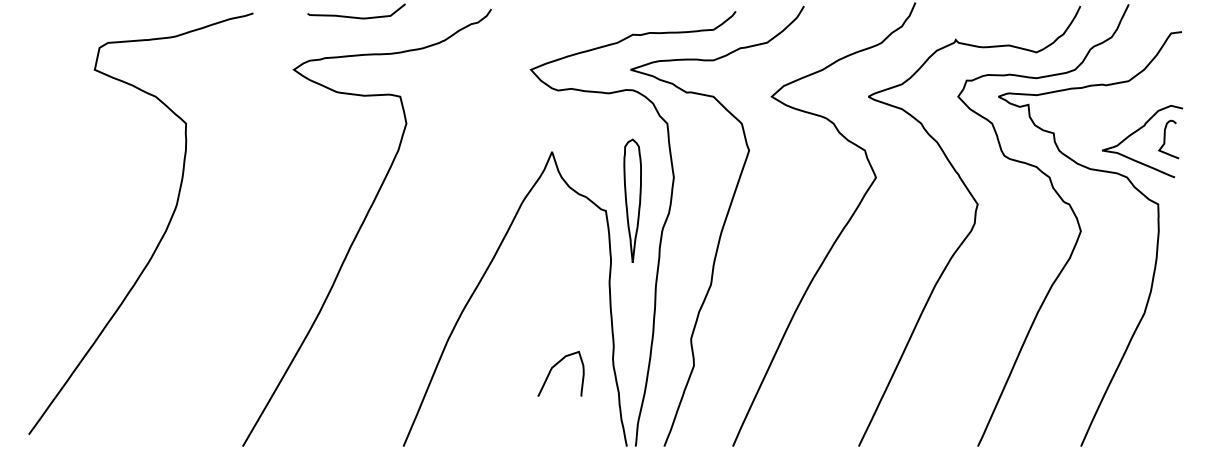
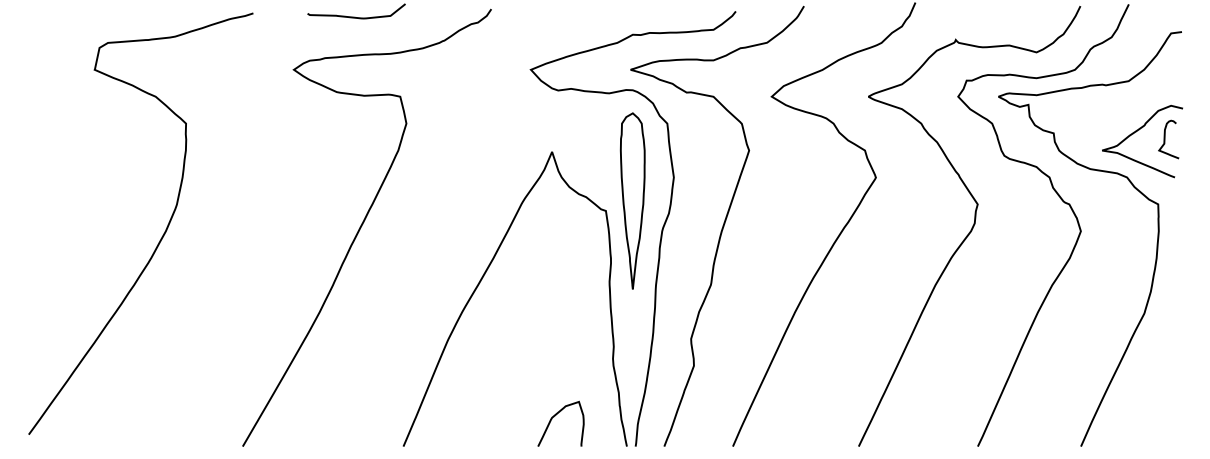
part size: 19x125 px -> 27x178 px (632, 200)
curve position: (554, 367) -> (554, 417) (554, 417)
